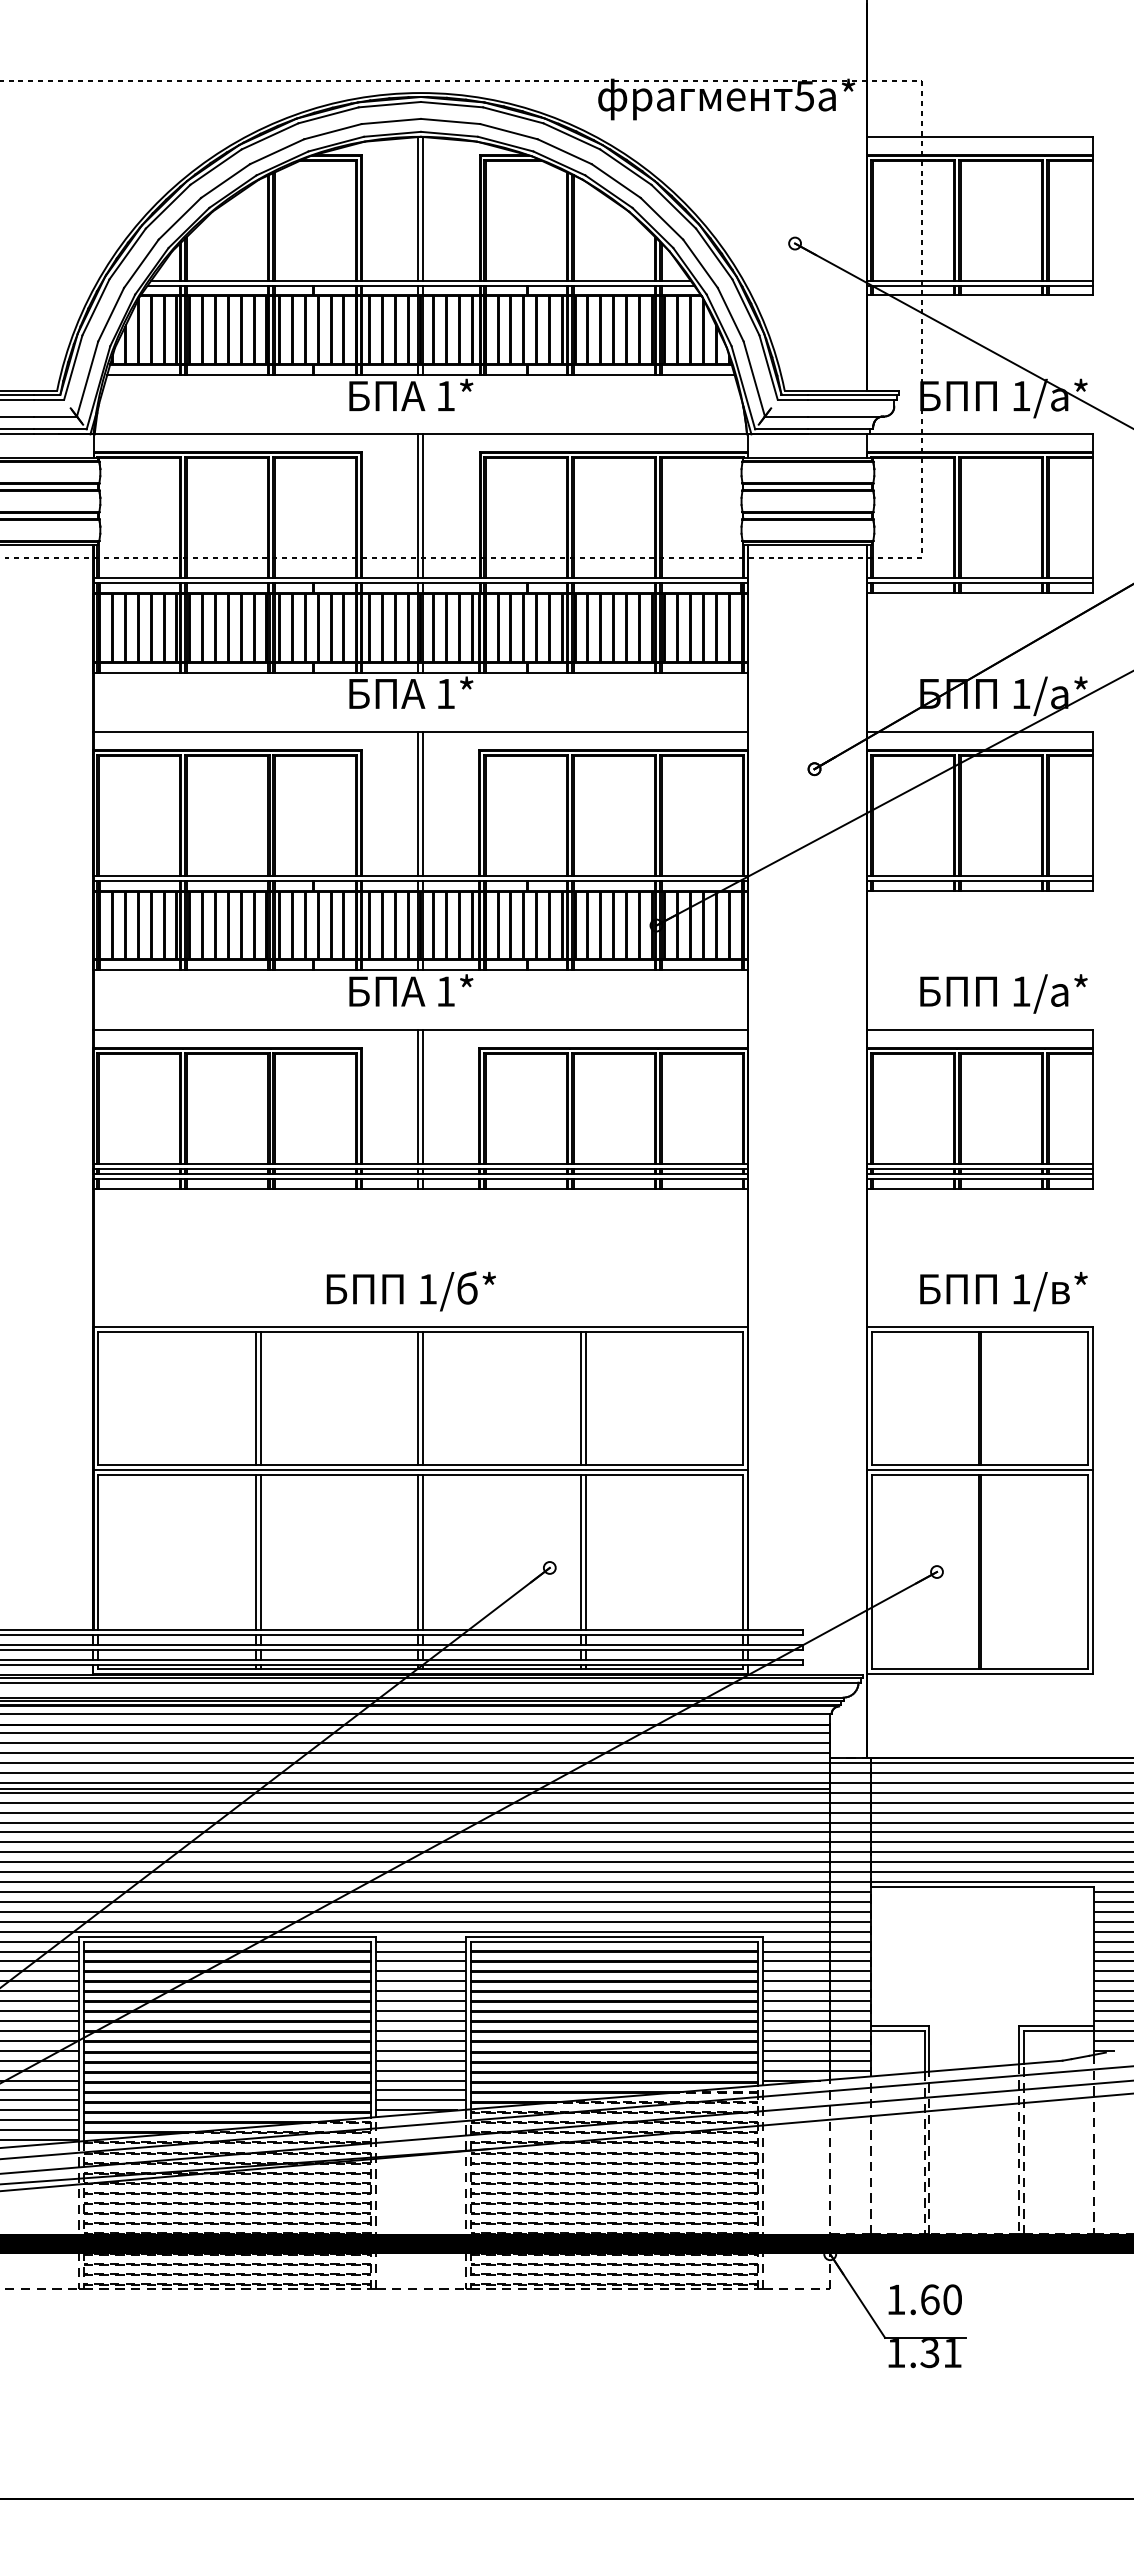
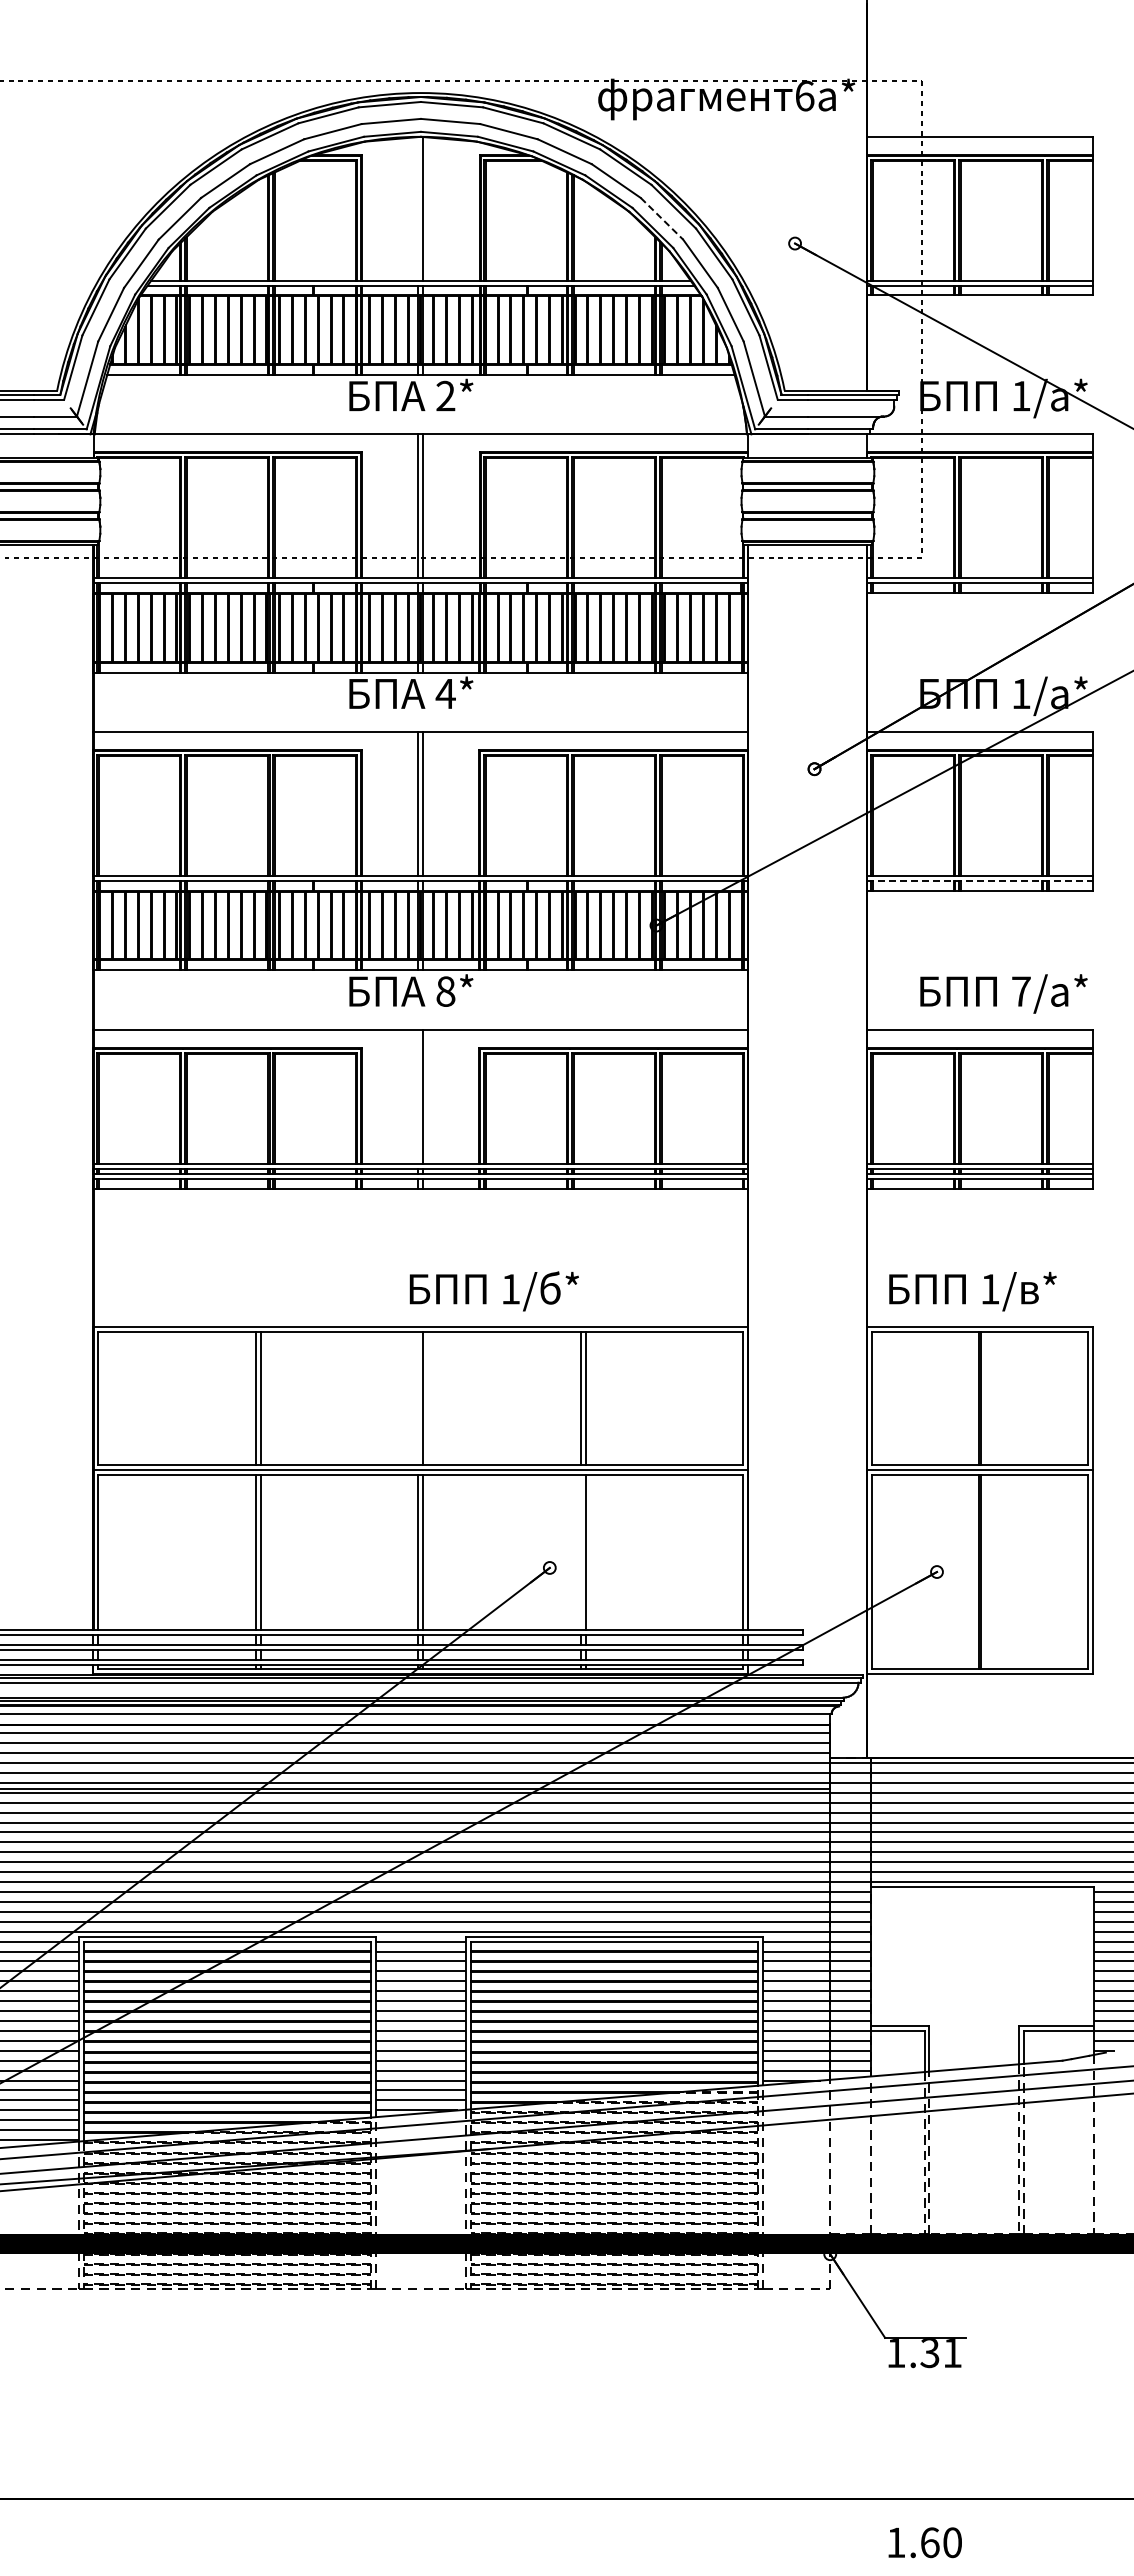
text: 5 -> 6 (804, 95)
line: present -> none (418, 208)
line: solid -> dashed (661, 218)
text: 1* -> 2* (445, 395)
text: 1* -> 4* (445, 693)
line: solid -> dashed (980, 880)
text: 1* -> 8* (445, 991)
text: 1/ -> 7/ (1021, 991)
line: present -> none (418, 1096)
text position: (410, 1291) -> (493, 1291) (493, 1291)
text position: (1003, 1291) -> (972, 1291) (972, 1291)
line: present -> none (418, 1398)
line: present -> none (580, 1552)
text position: (924, 2299) -> (924, 2542) (924, 2542)
